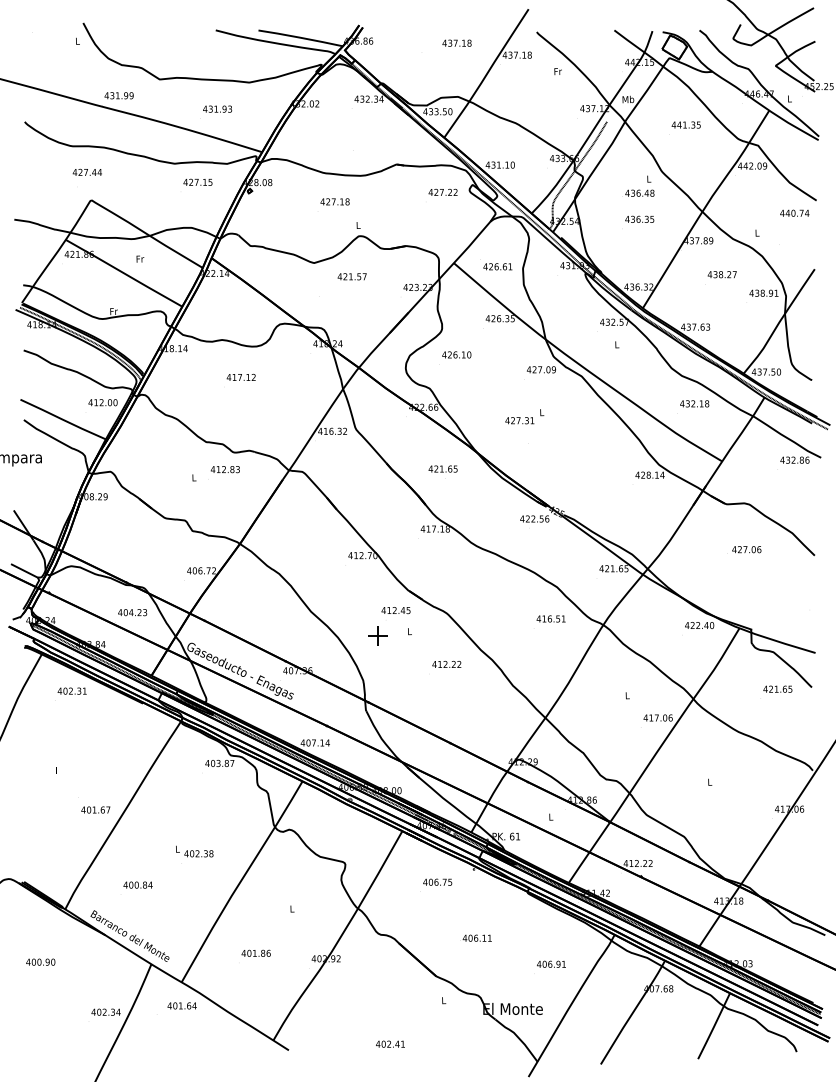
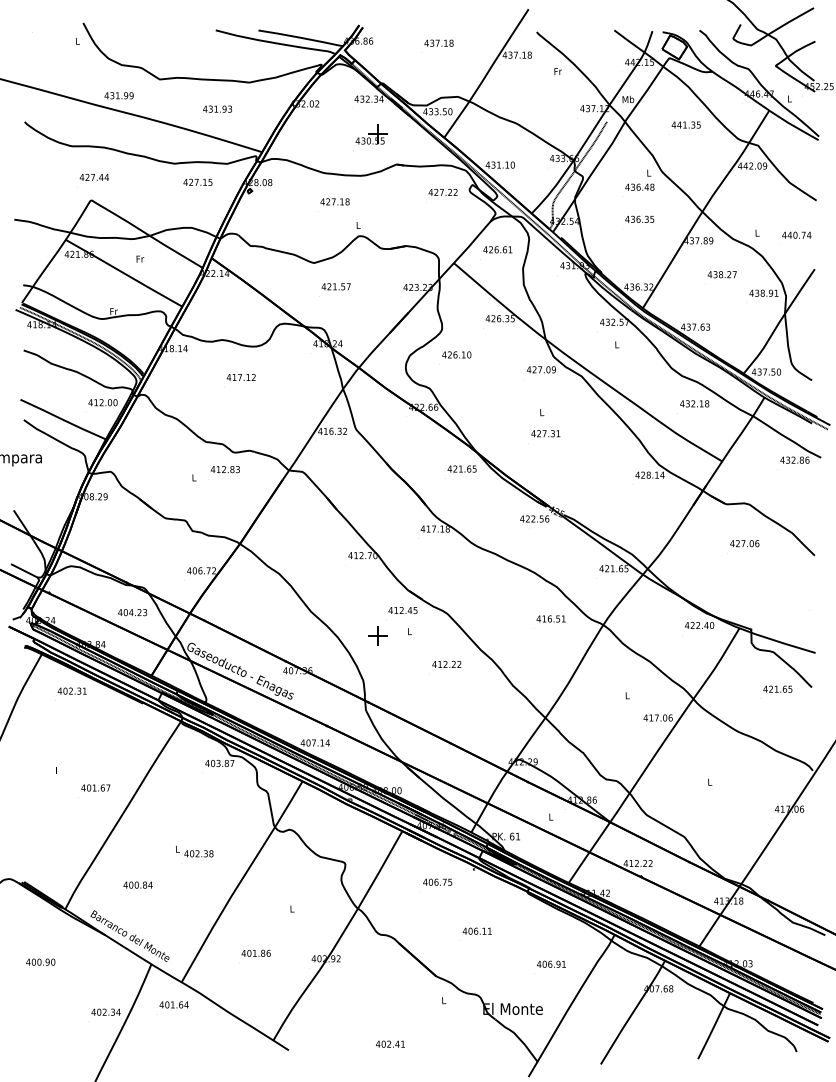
text position: (456, 42) -> (438, 42) (438, 42)
part: none -> present (371, 134)
text position: (86, 171) -> (93, 176) (93, 176)
text position: (639, 185) -> (639, 179) (639, 179)
text position: (794, 212) -> (796, 234) (796, 234)
text position: (497, 266) -> (497, 249) (497, 249)
text position: (351, 276) -> (335, 286) (335, 286)
text position: (519, 420) -> (545, 433) (545, 433)
text position: (442, 468) -> (461, 468) (461, 468)
text position: (746, 549) -> (744, 543) (744, 543)
text position: (395, 610) -> (402, 610) (402, 610)
text position: (95, 809) -> (95, 787) (95, 787)
text position: (476, 937) -> (476, 930) (476, 930)
text position: (181, 1005) -> (173, 1004) (173, 1004)
